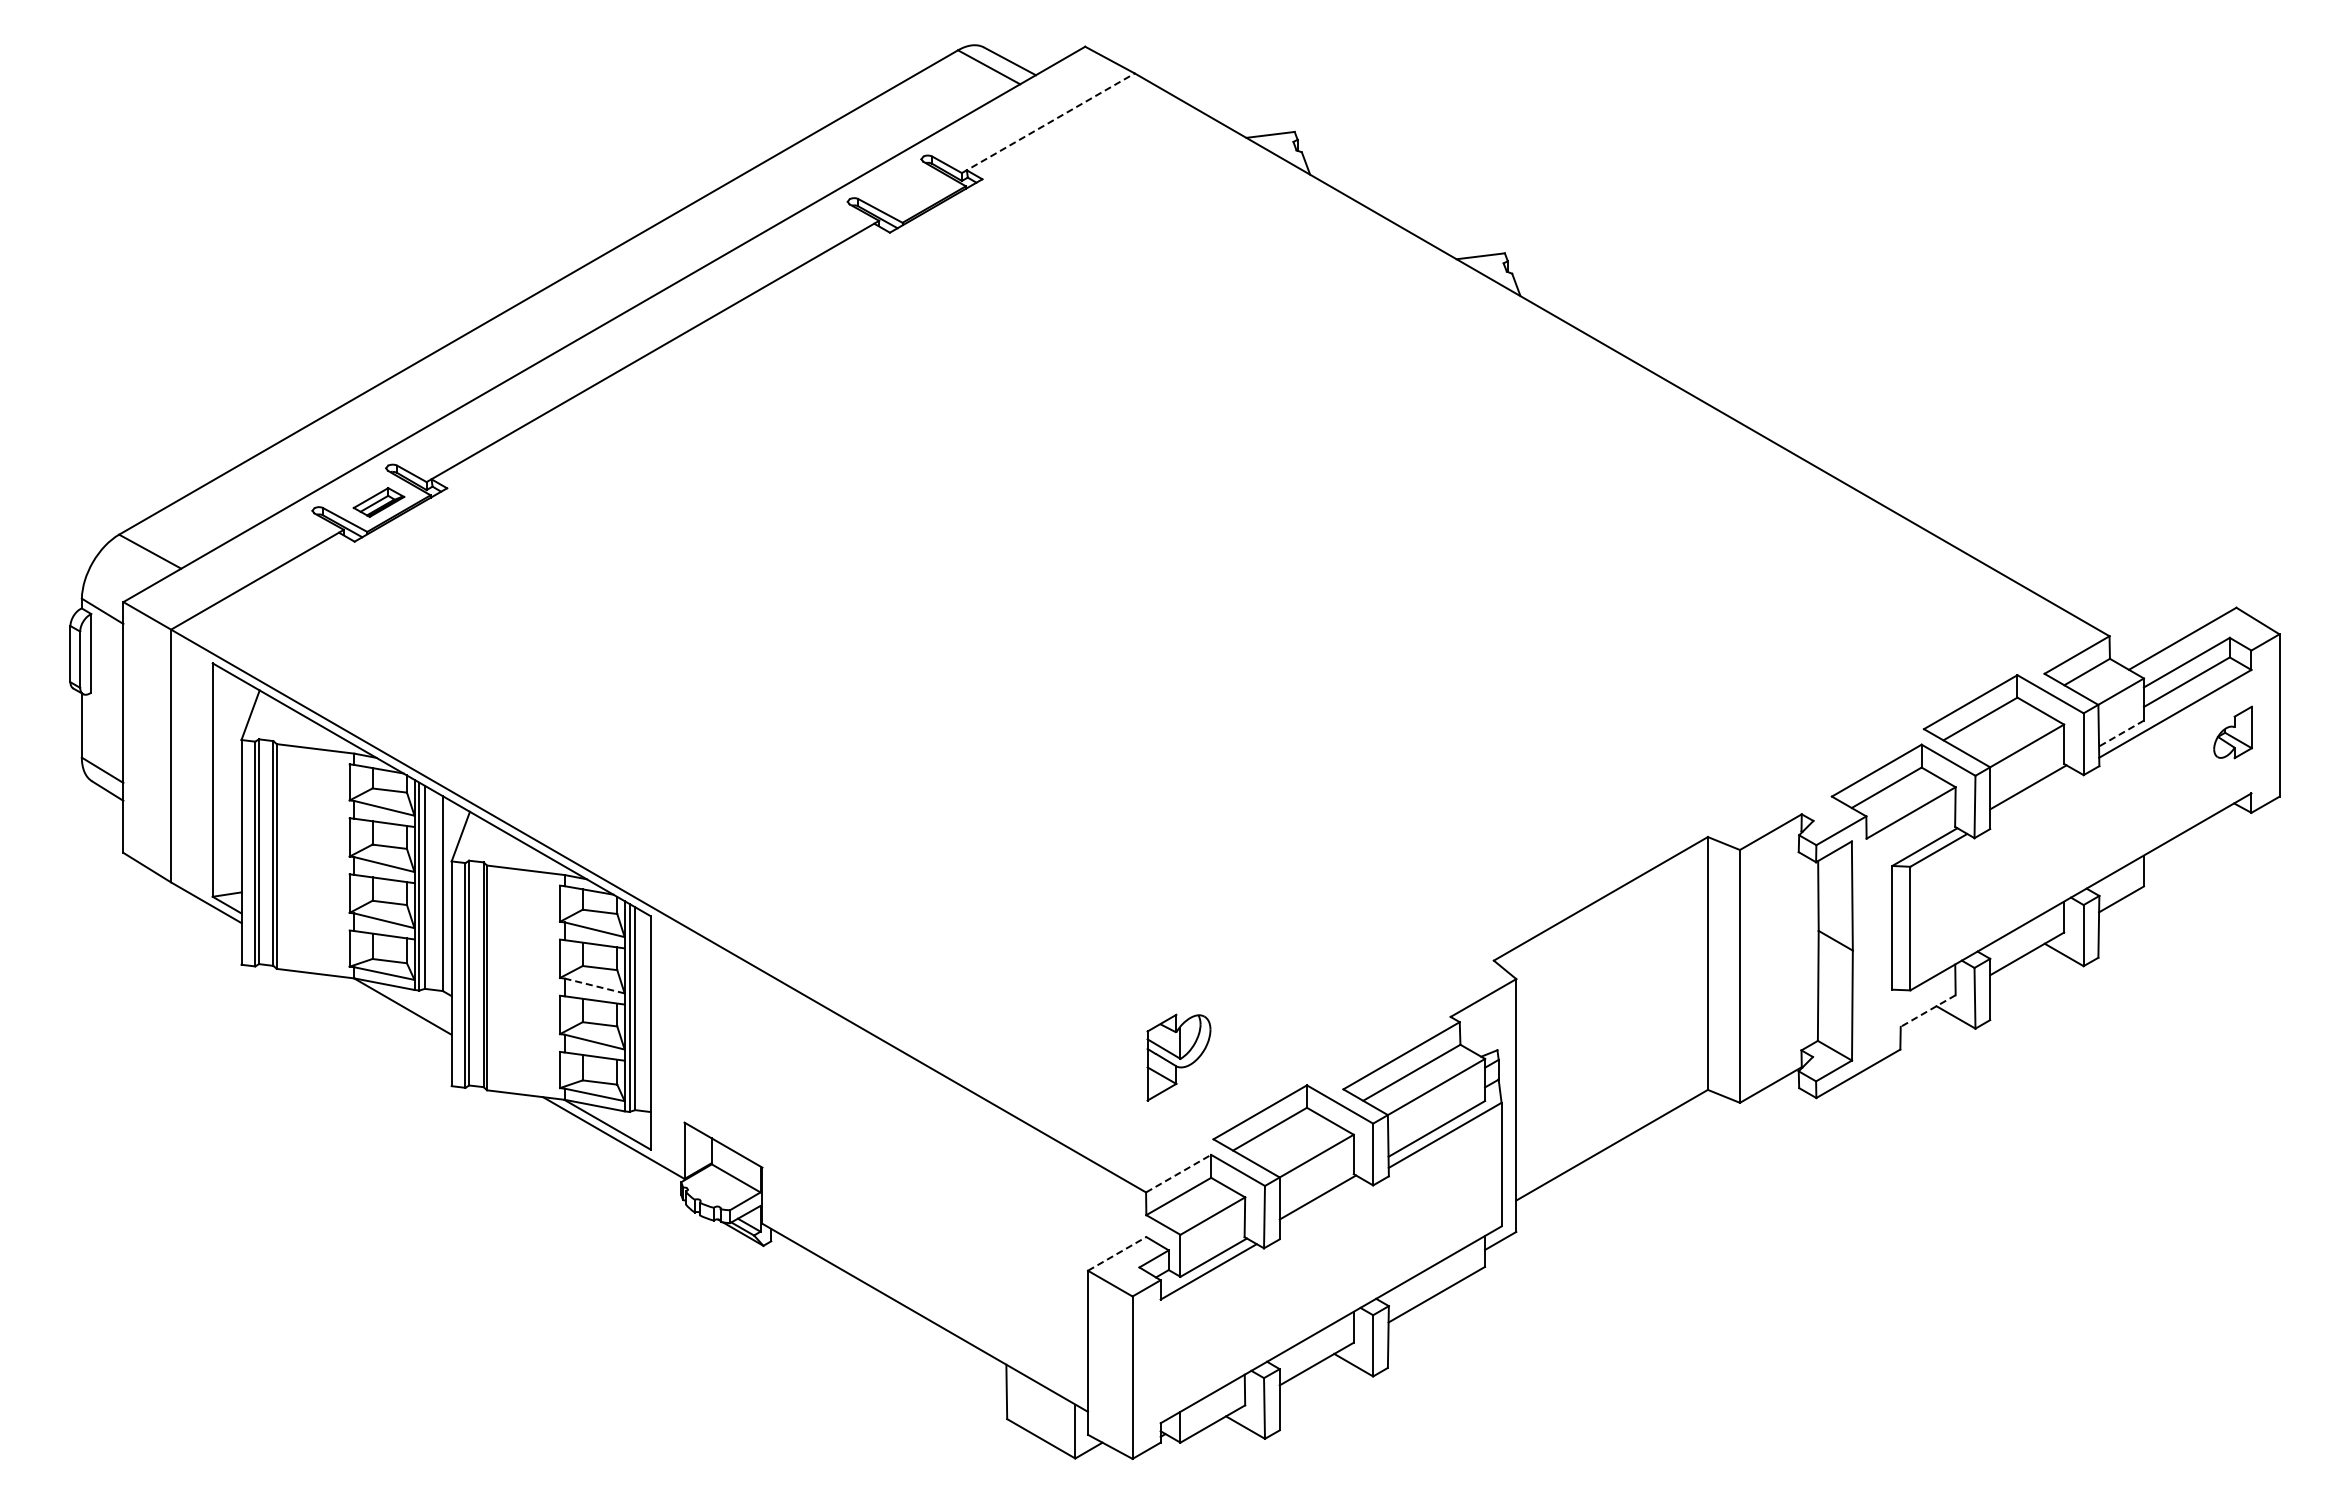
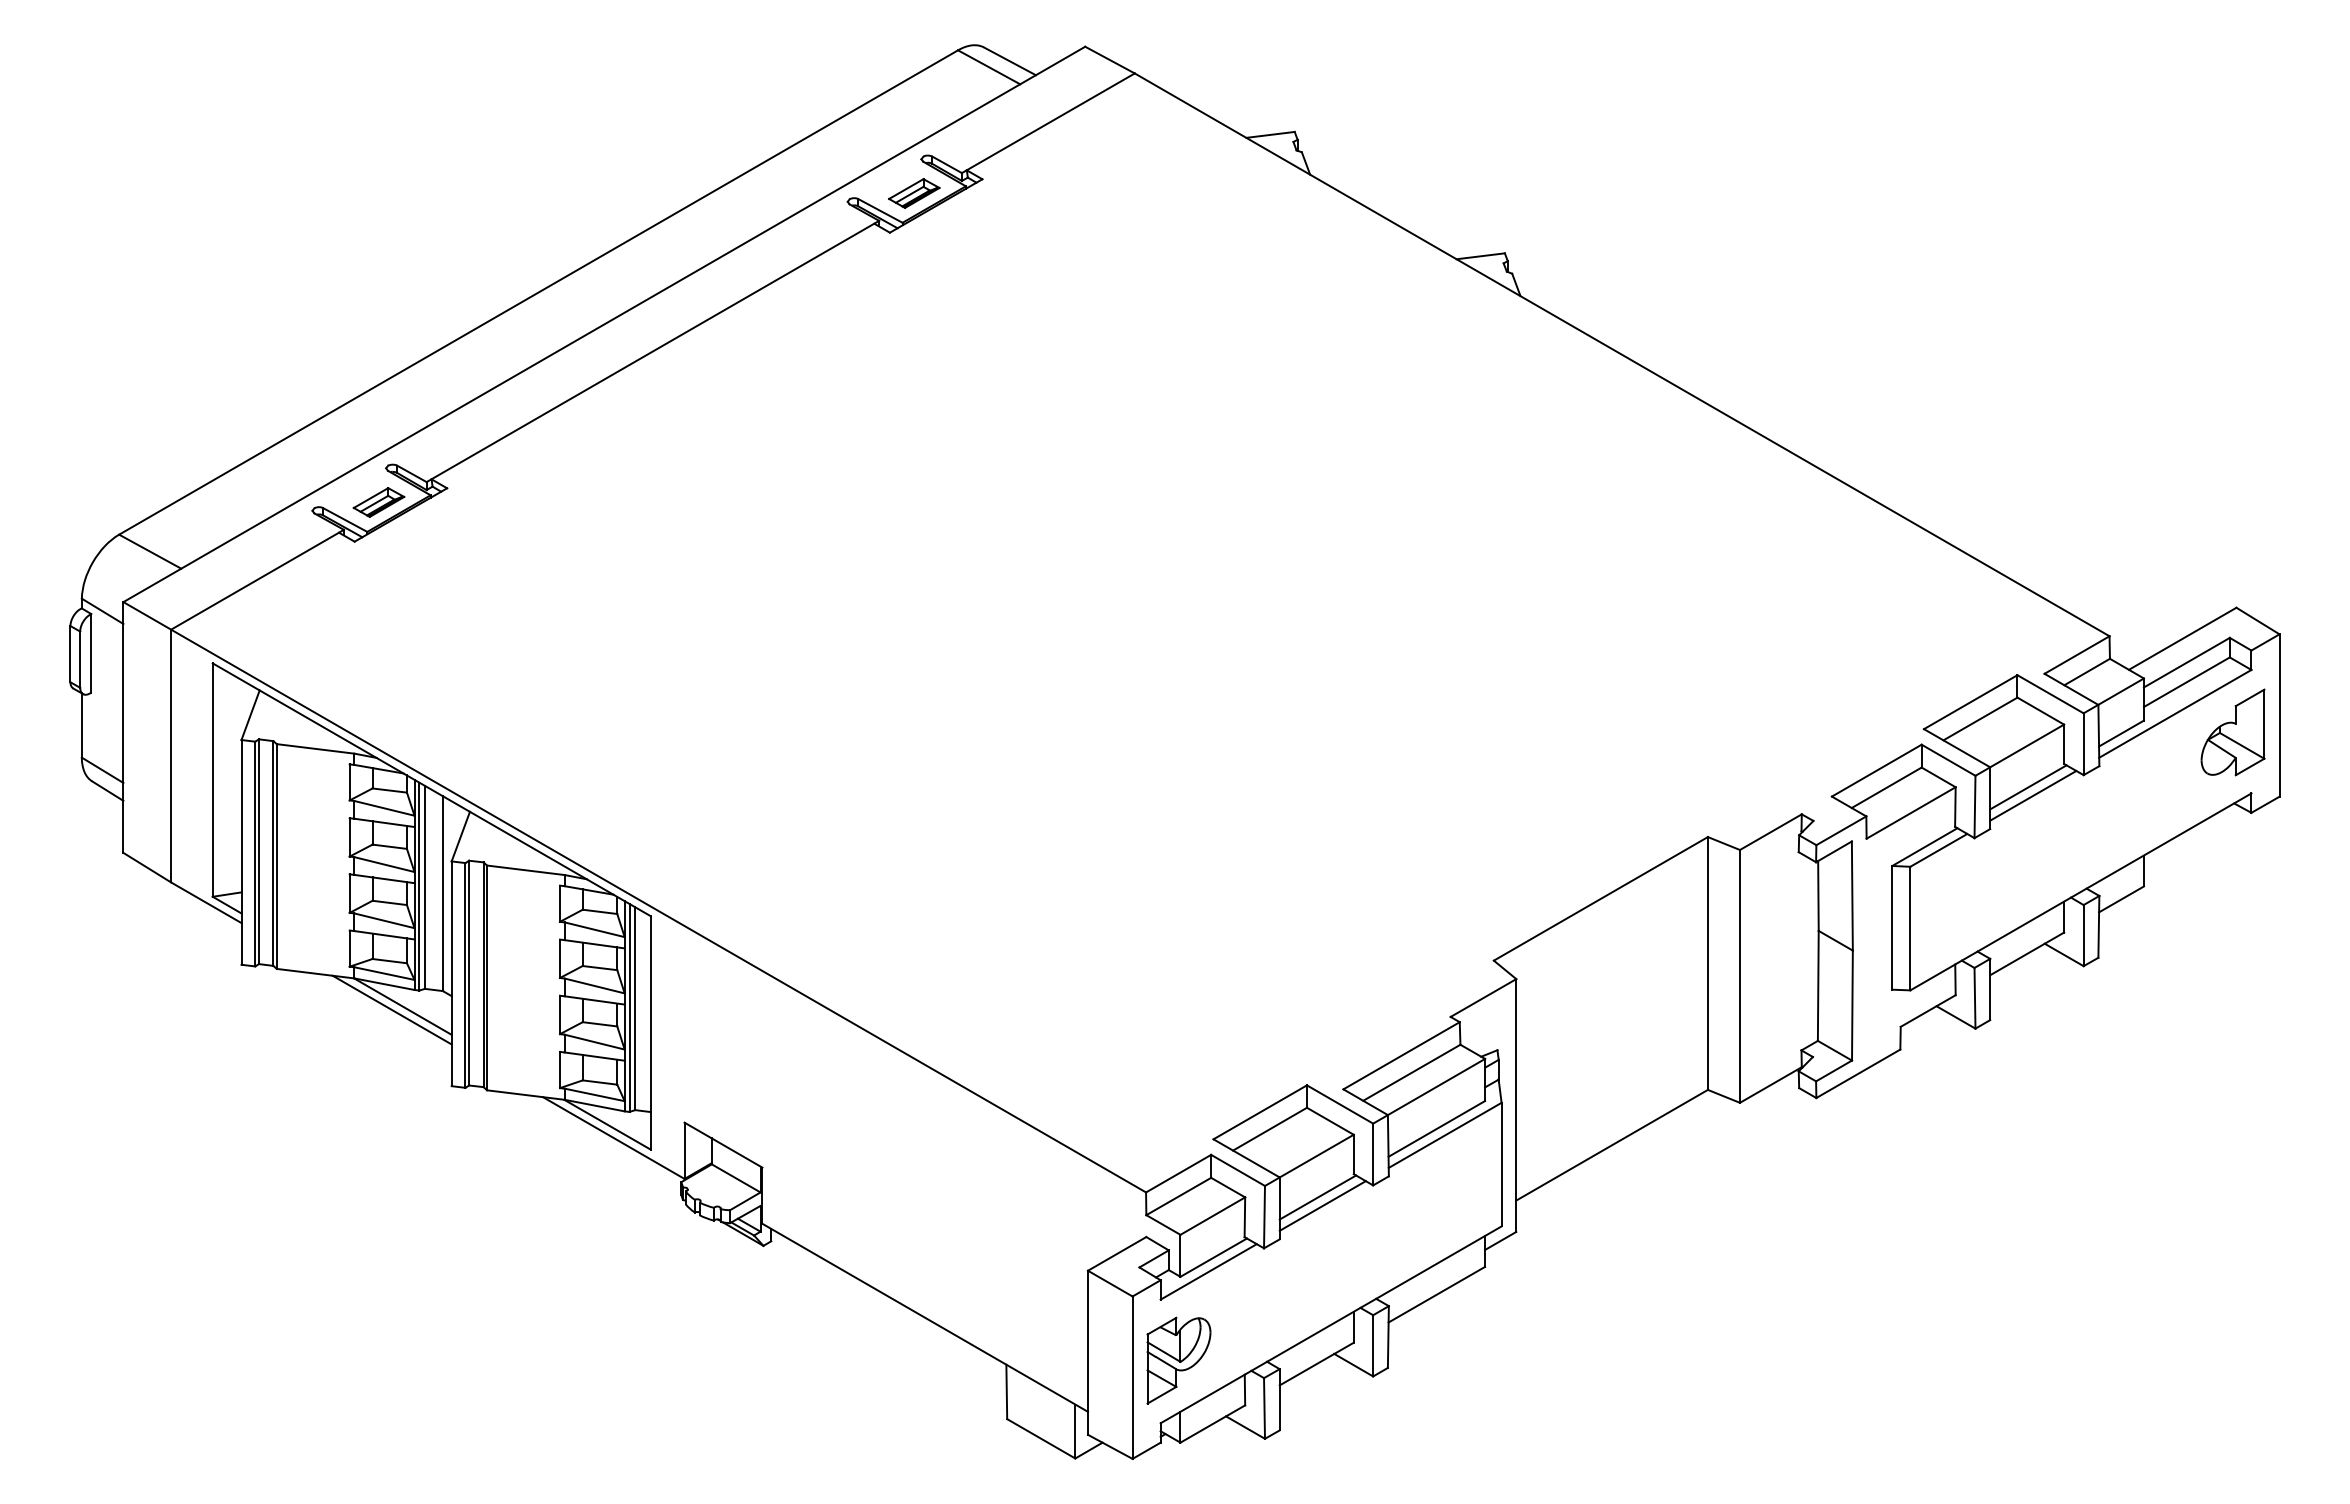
line: dashed -> solid (1048, 123)
part: none -> present (914, 193)
part size: 40x55 px -> 66x89 px (2232, 732)
line: dashed -> solid (2121, 733)
line: none -> present (2033, 795)
line: dashed -> solid (594, 985)
line: none -> present (391, 1009)
line: dashed -> solid (1928, 1011)
part position: (1178, 1057) -> (1178, 1360) (1178, 1360)
line: dashed -> solid (1178, 1173)
line: none -> present (1322, 1205)
line: dashed -> solid (1117, 1253)
